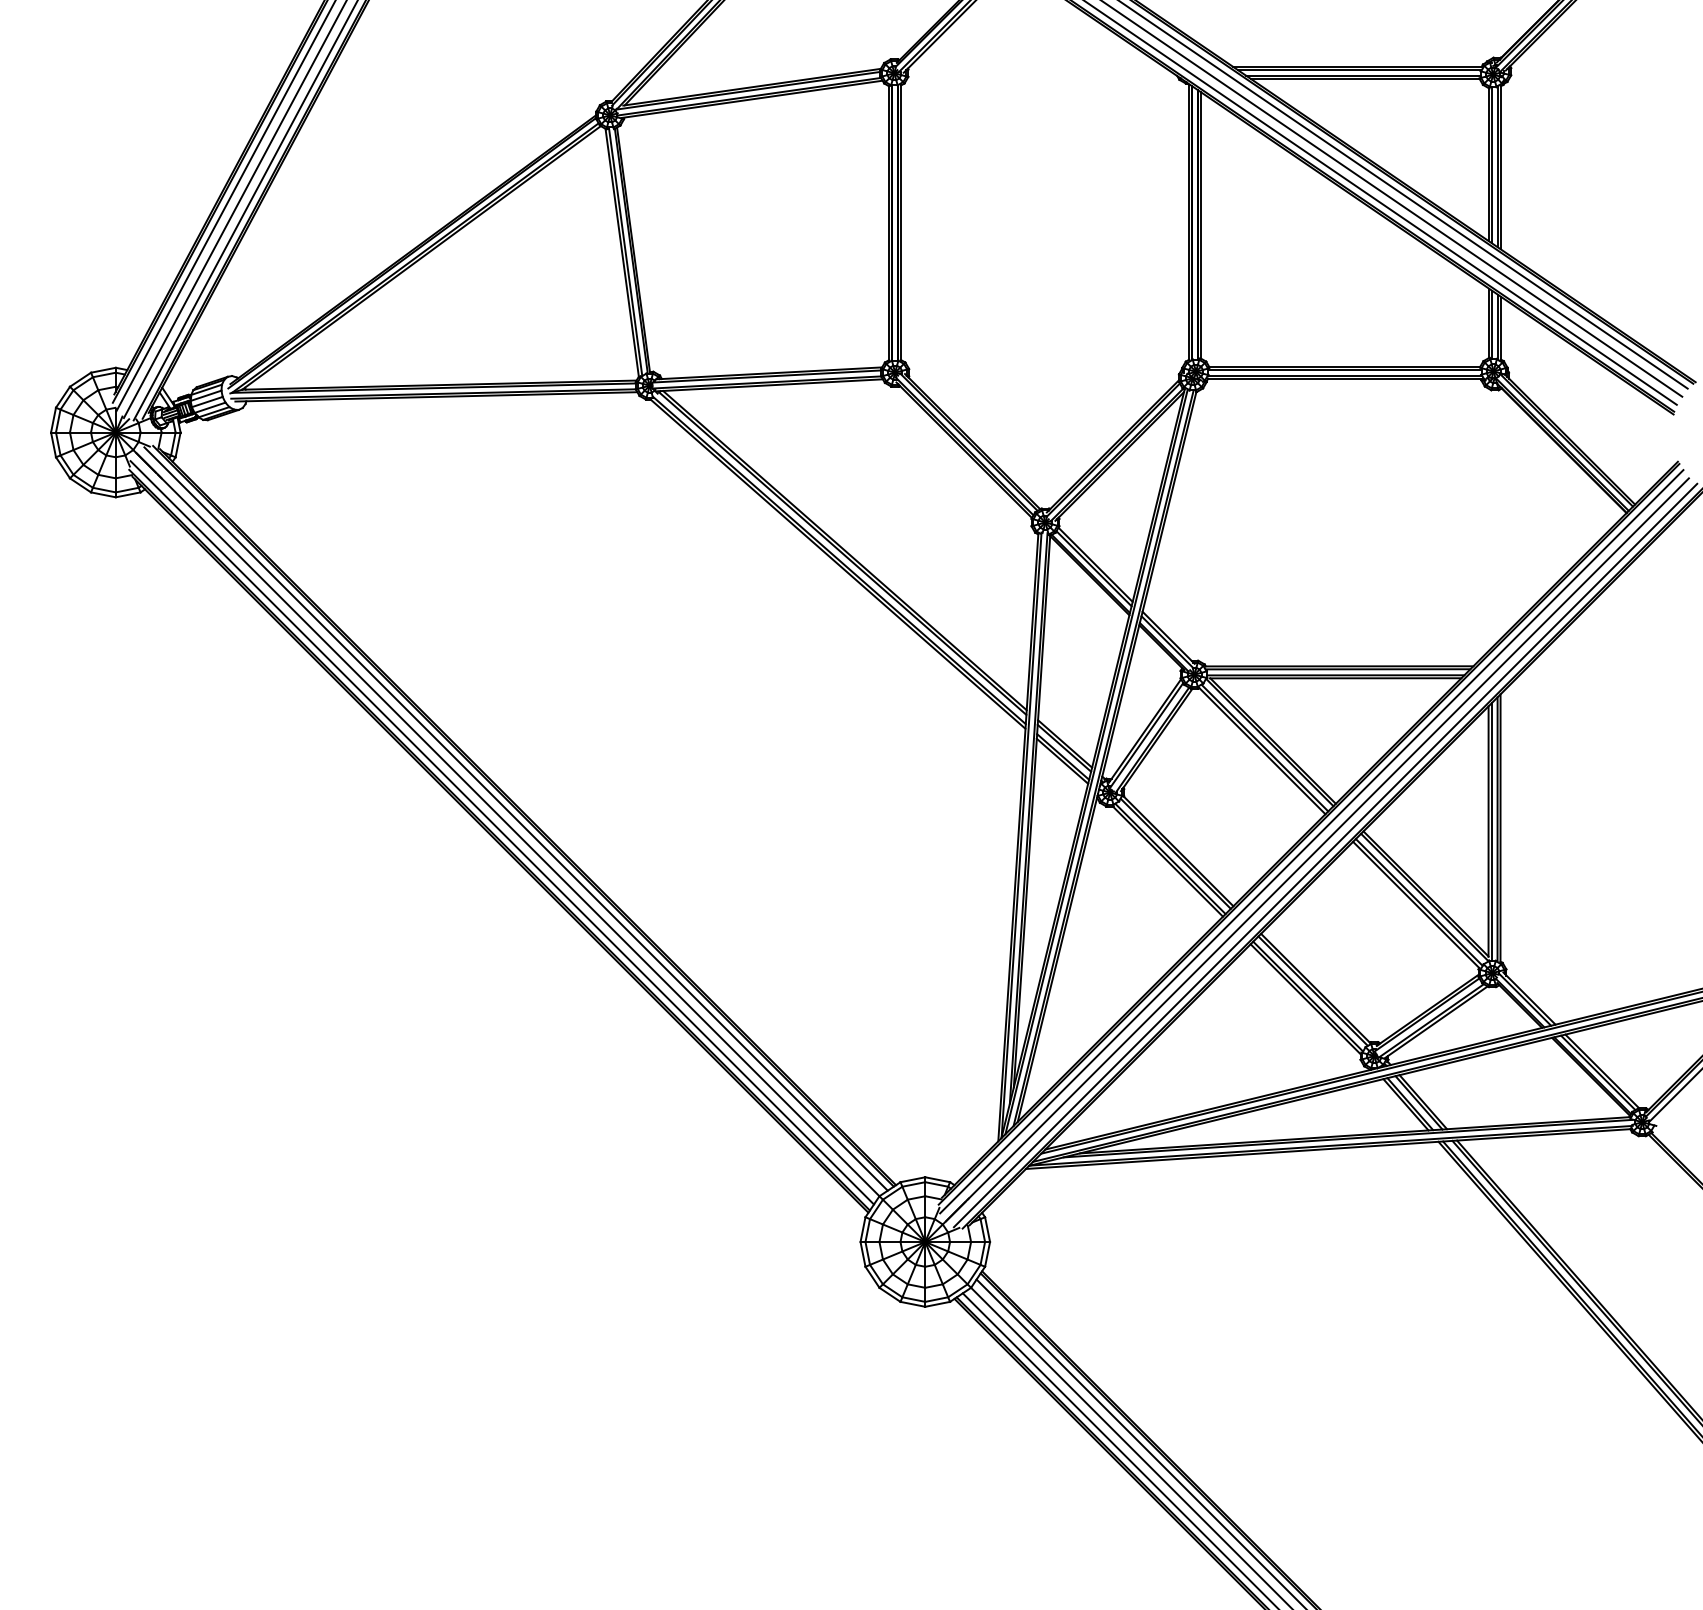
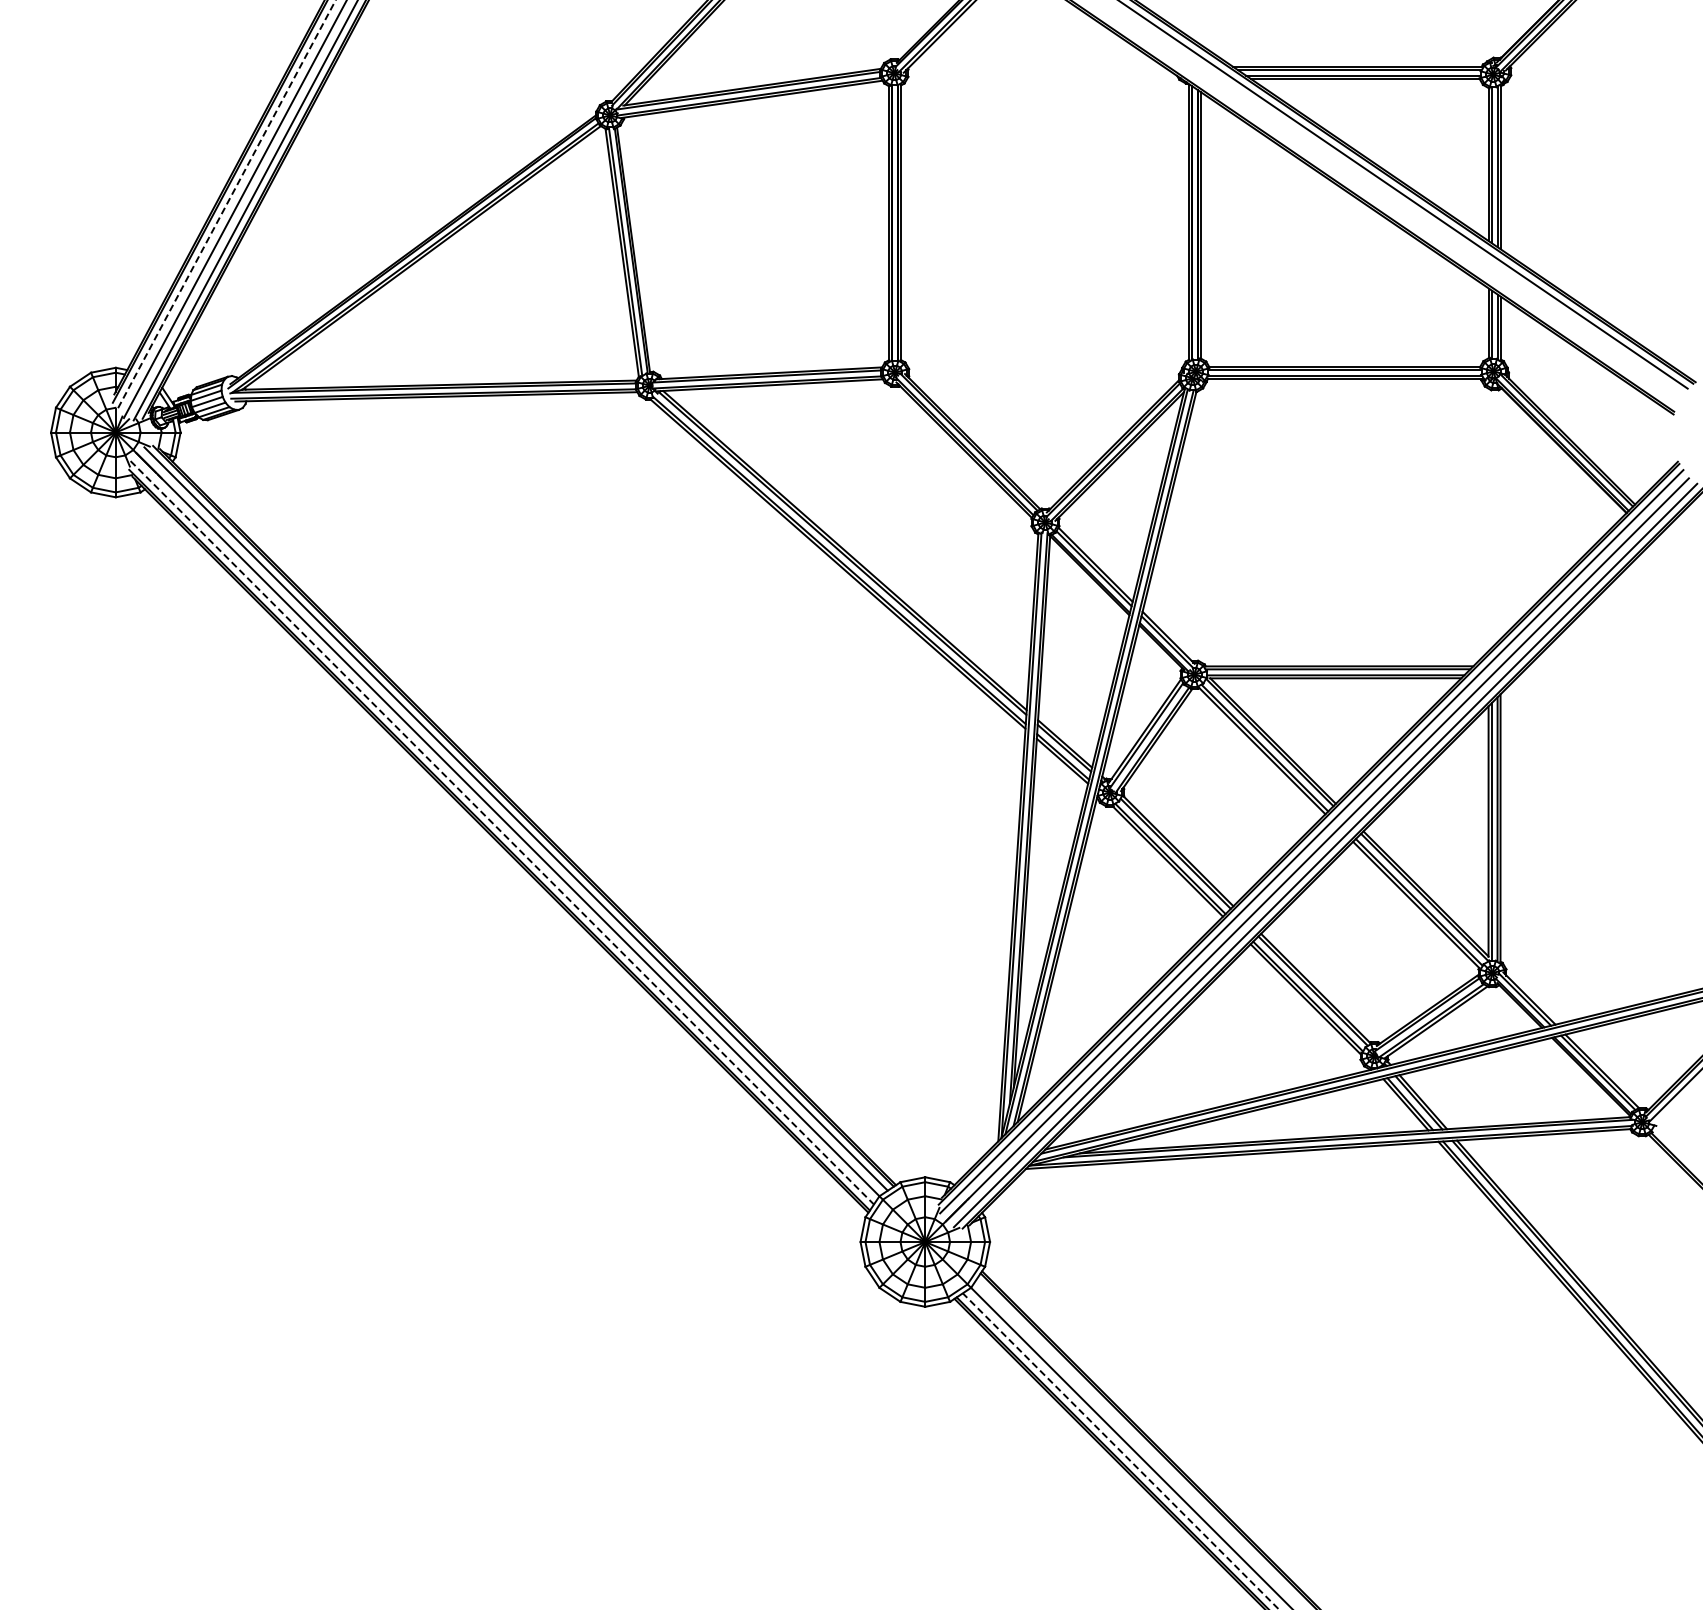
line: present -> none (1392, 199)
line: present -> none (1381, 203)
line: solid -> dashed (226, 205)
line: solid -> dashed (502, 832)
line: present -> none (1139, 1442)
line: solid -> dashed (1121, 1451)
